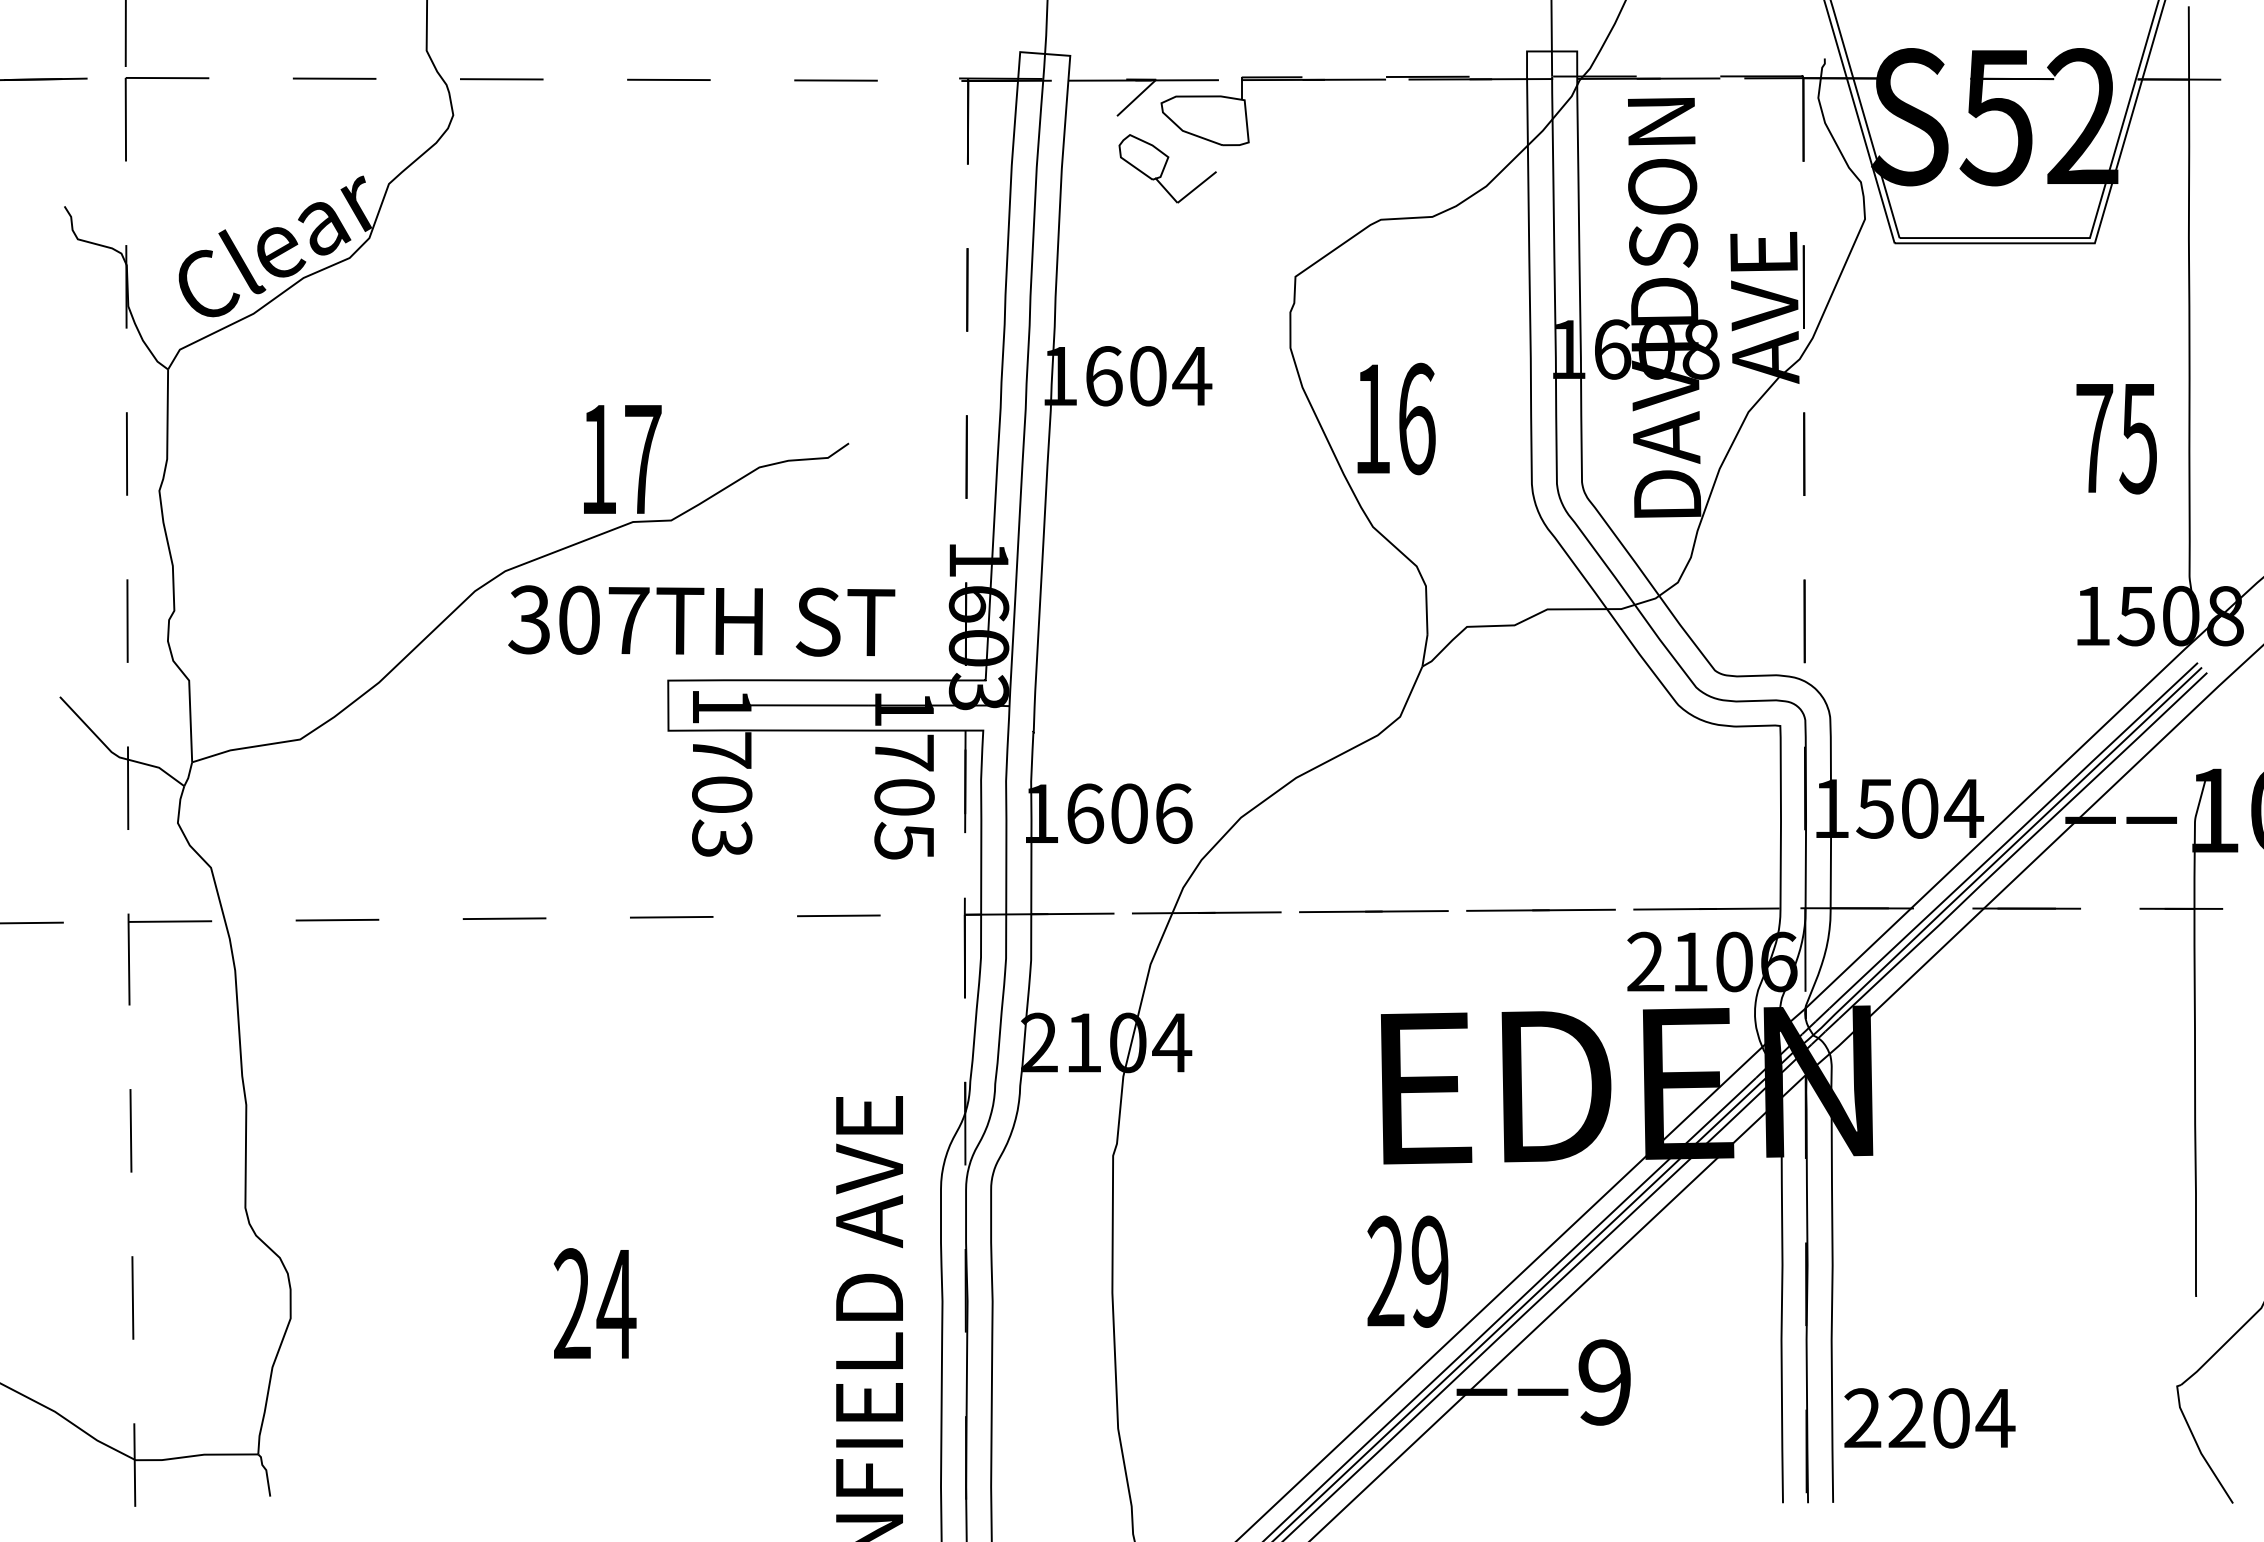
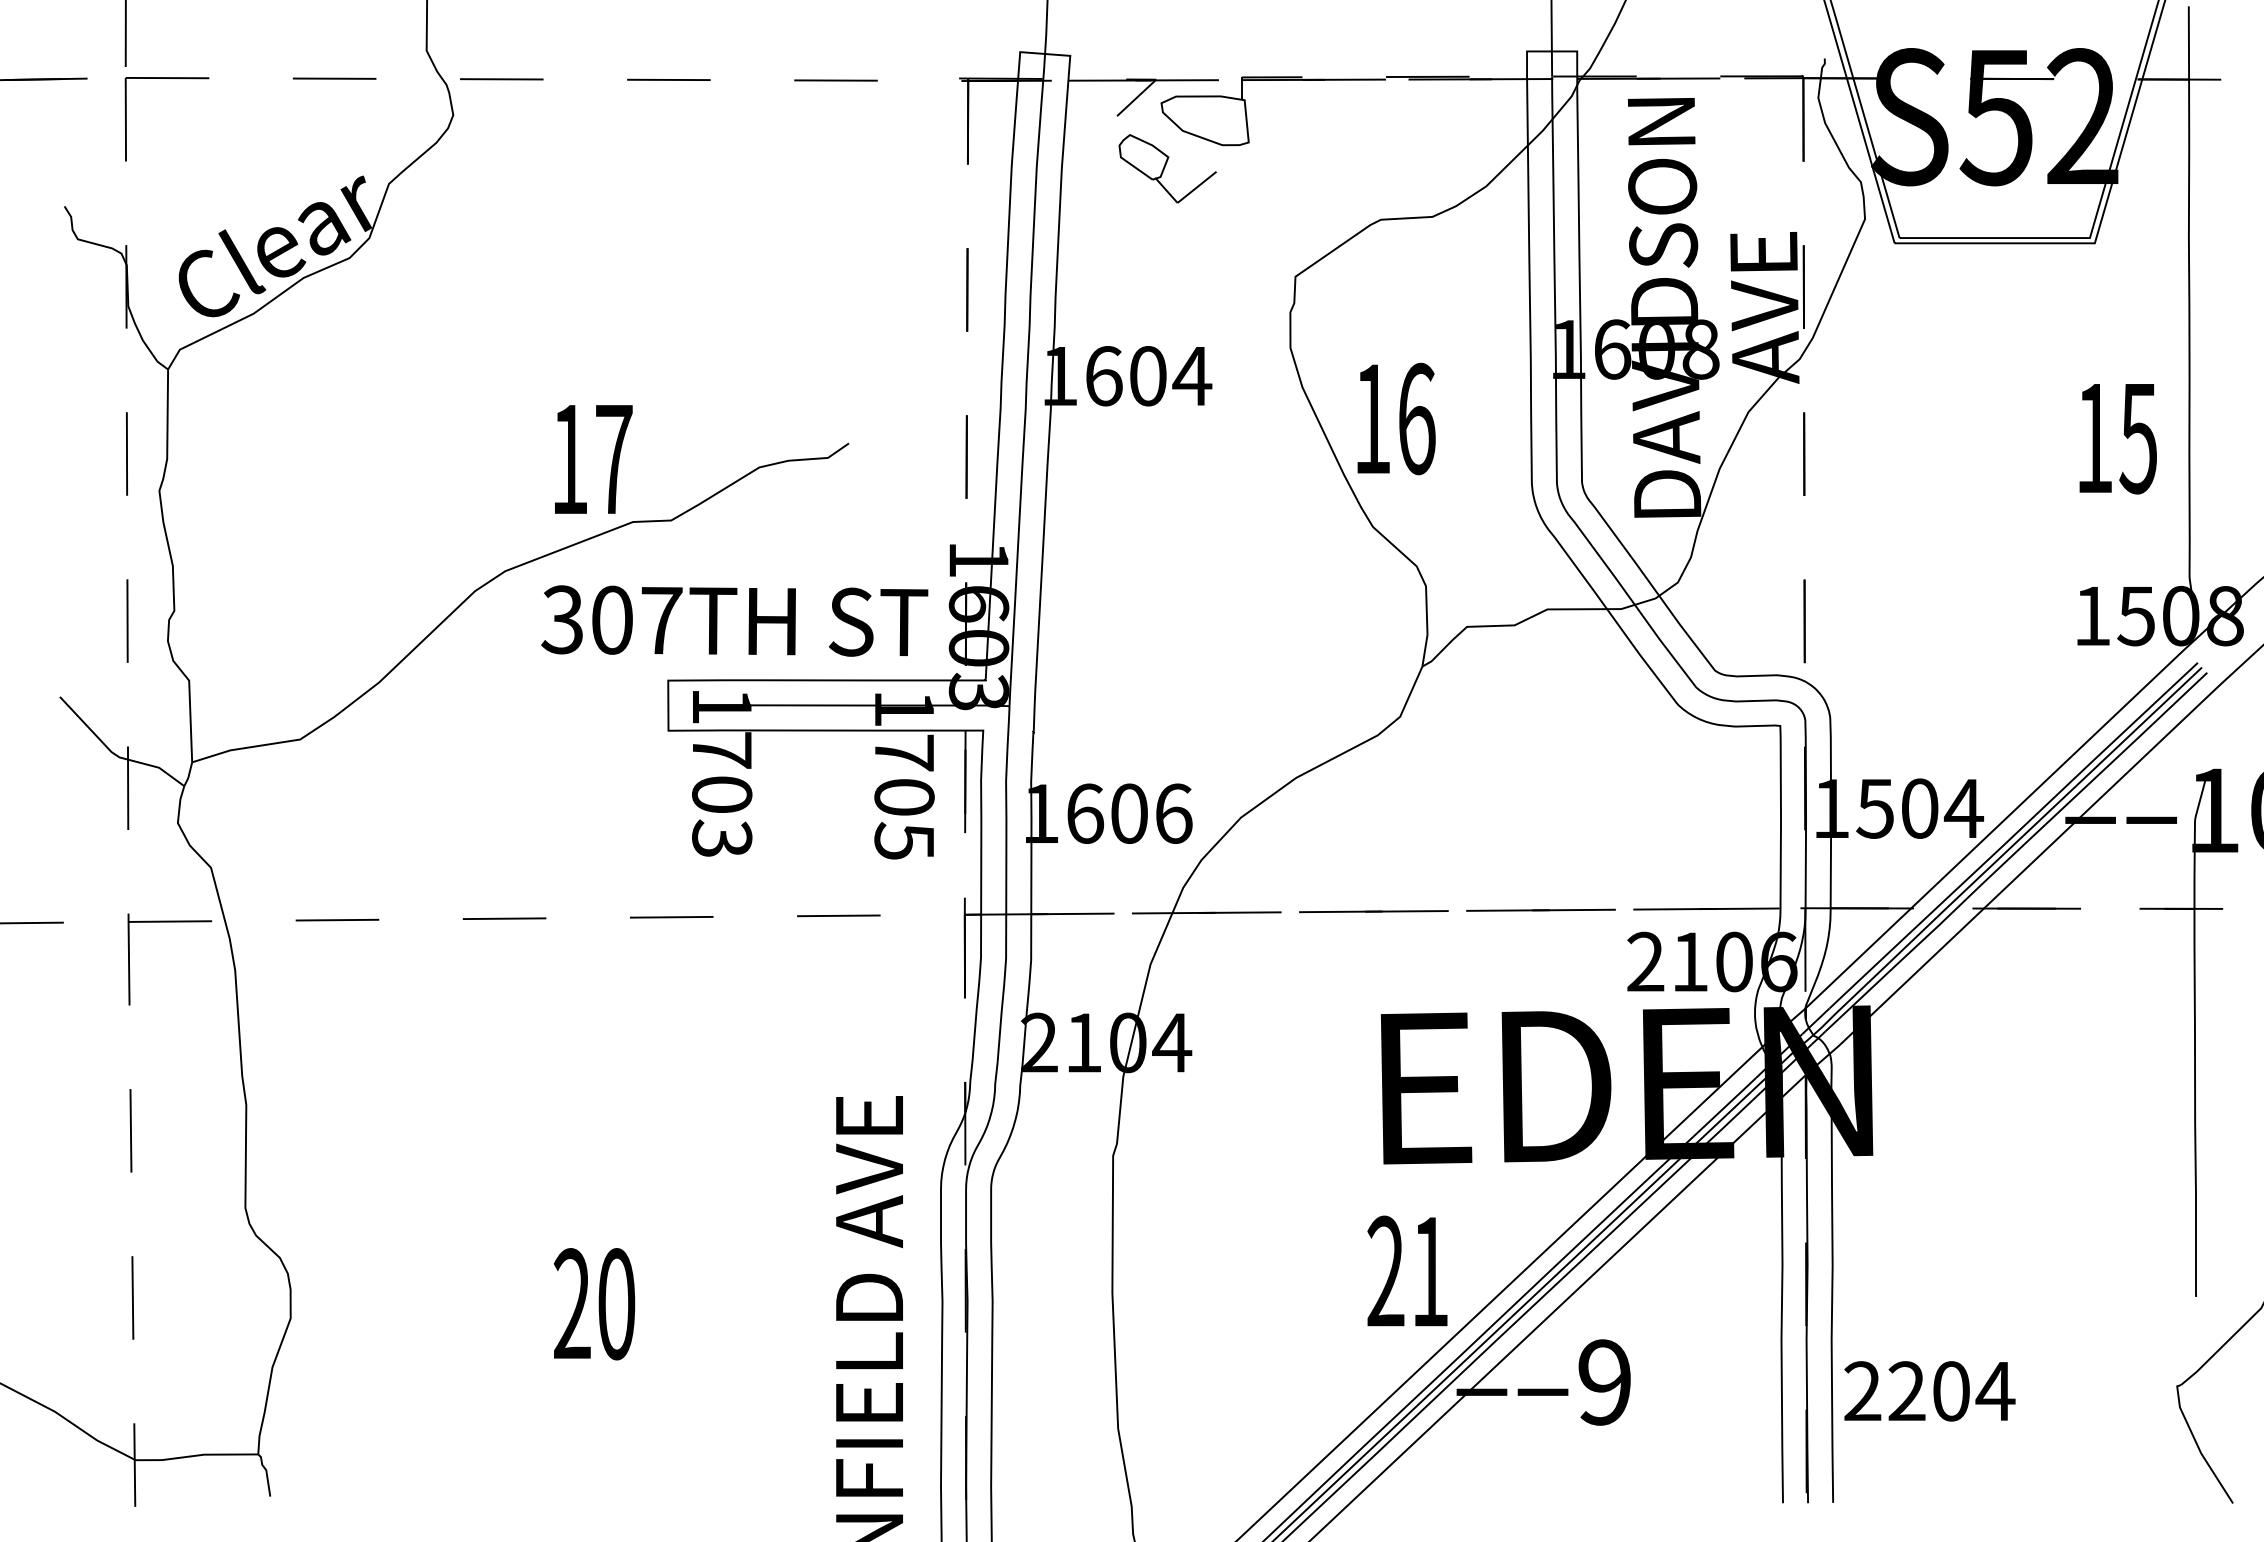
text: 75 -> 15 (2094, 438)
text position: (622, 459) -> (593, 459) (593, 459)
text position: (701, 620) -> (734, 620) (734, 620)
text: 29 -> 21 (1429, 1271)
text: 24 -> 20 (616, 1304)
text position: (1929, 1418) -> (1929, 1391) (1929, 1391)
